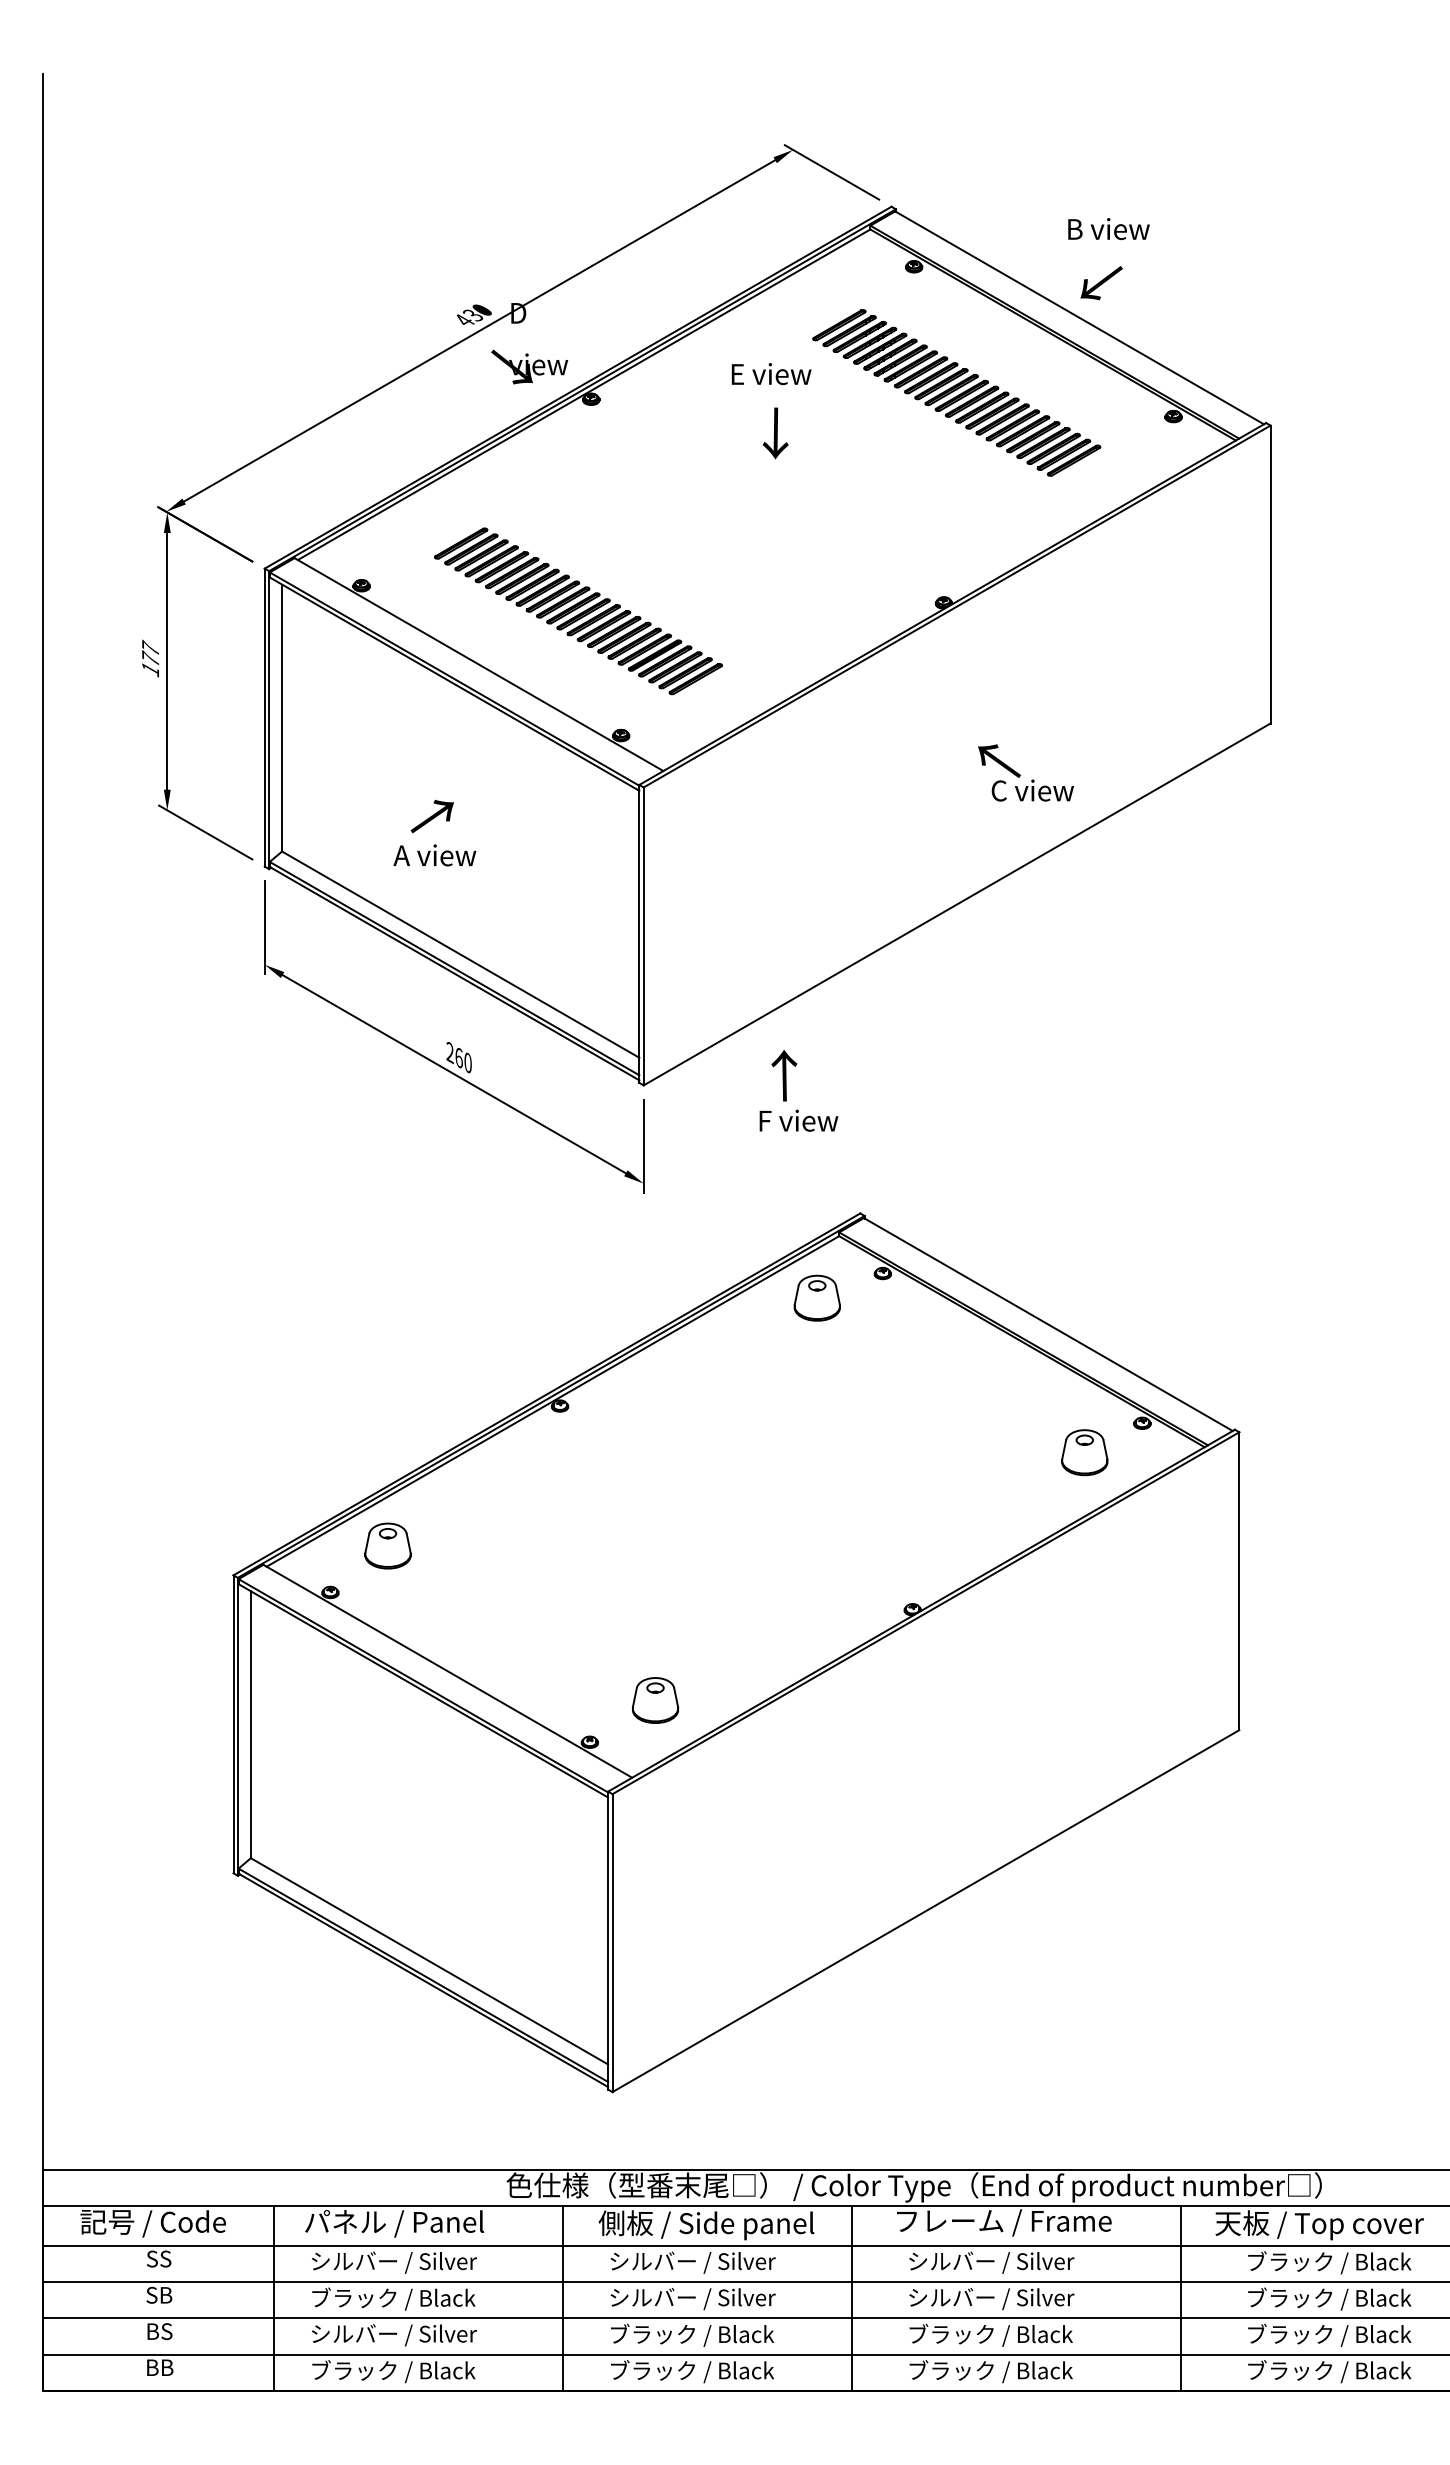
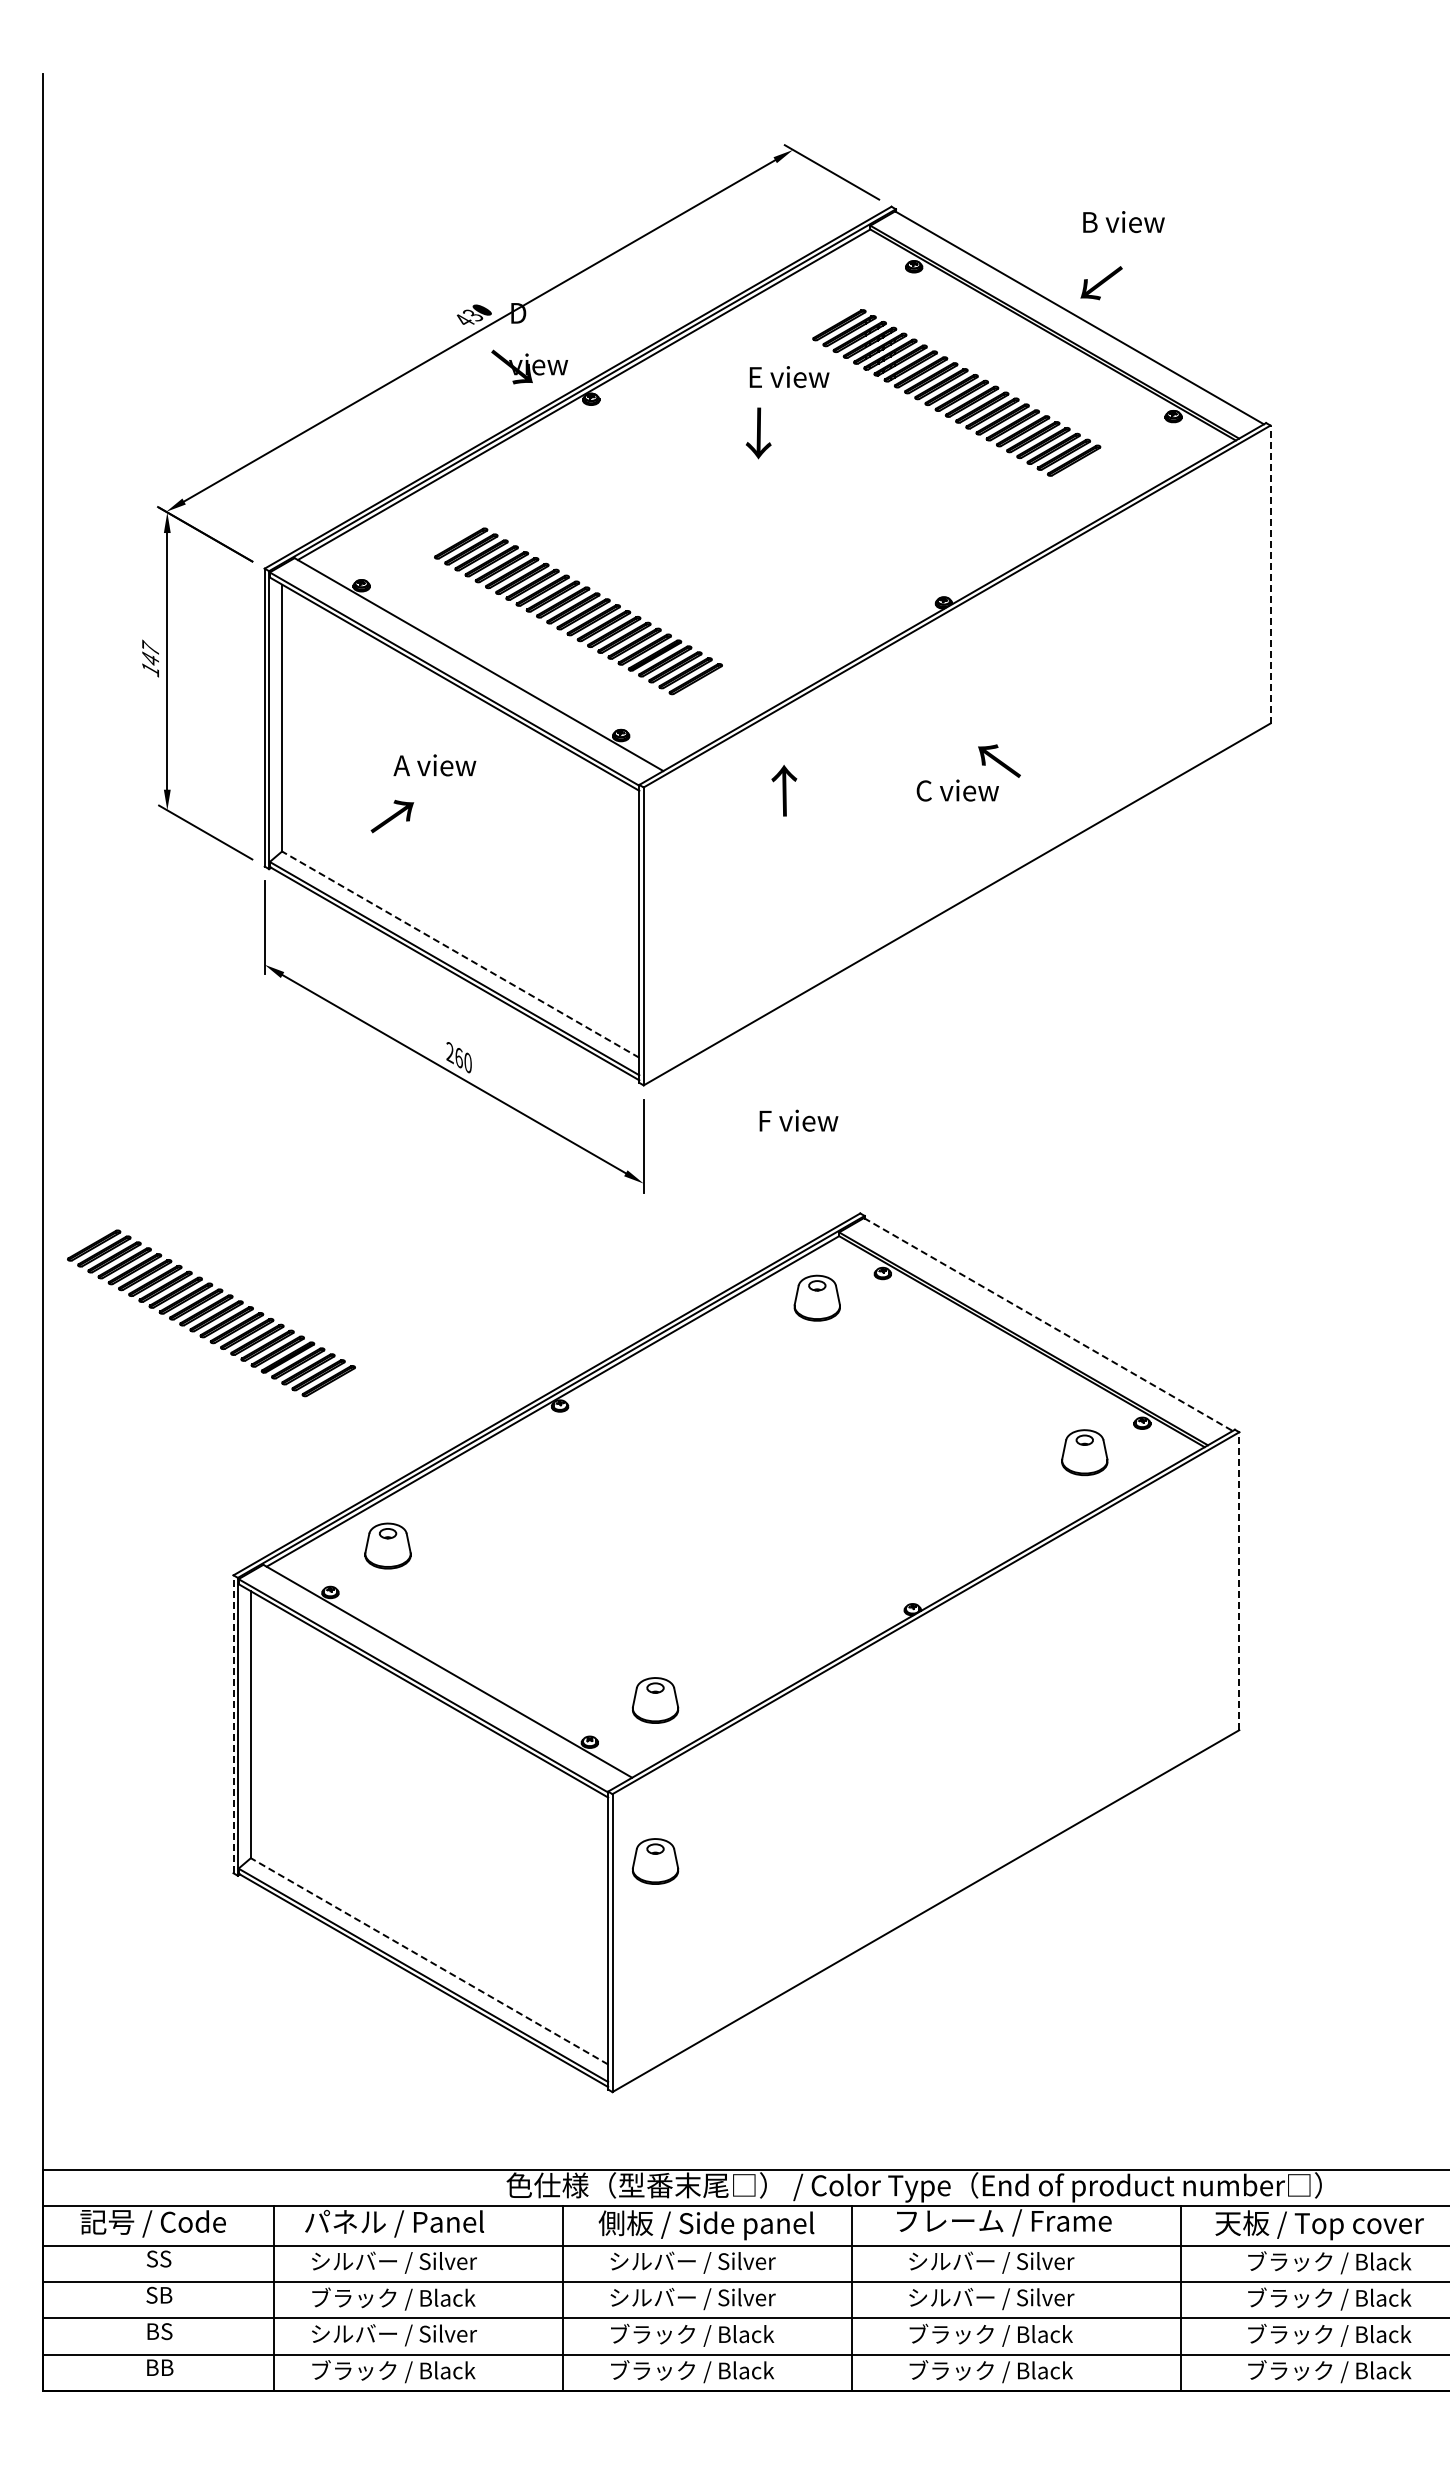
text position: (1108, 229) -> (1123, 222) (1123, 222)
text position: (771, 374) -> (789, 377) (789, 377)
text position: (775, 433) -> (758, 433) (758, 433)
line: solid -> dashed (1270, 574)
text: 177 -> 147 (150, 657)
text position: (1032, 790) -> (957, 790) (957, 790)
text position: (432, 816) -> (392, 816) (392, 816)
text position: (434, 855) -> (434, 765) (434, 765)
line: solid -> dashed (460, 954)
text position: (784, 1075) -> (784, 790) (784, 790)
part: none -> present (211, 1313)
line: solid -> dashed (1048, 1324)
line: solid -> dashed (1239, 1581)
line: solid -> dashed (233, 1724)
part: none -> present (655, 1861)
line: solid -> dashed (429, 1961)
